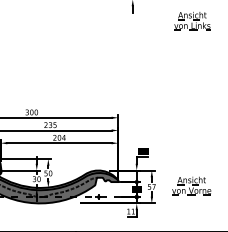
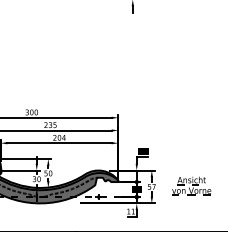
part: present -> none (192, 20)
